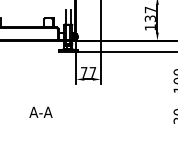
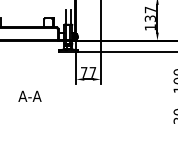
text position: (40, 111) -> (29, 95) (29, 95)
